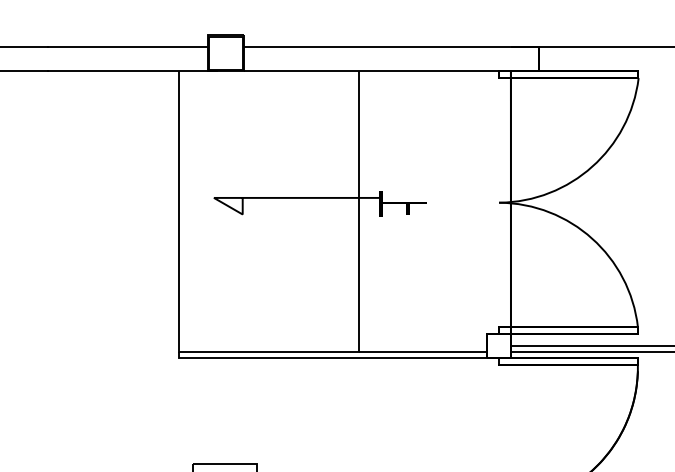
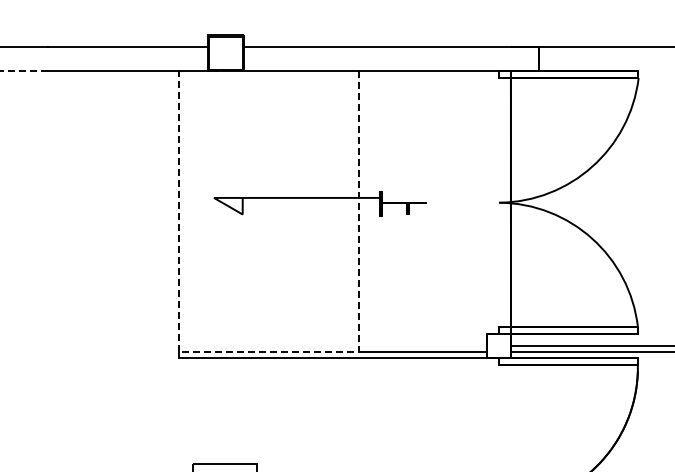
line: solid -> dashed (23, 71)
line: solid -> dashed (268, 352)
